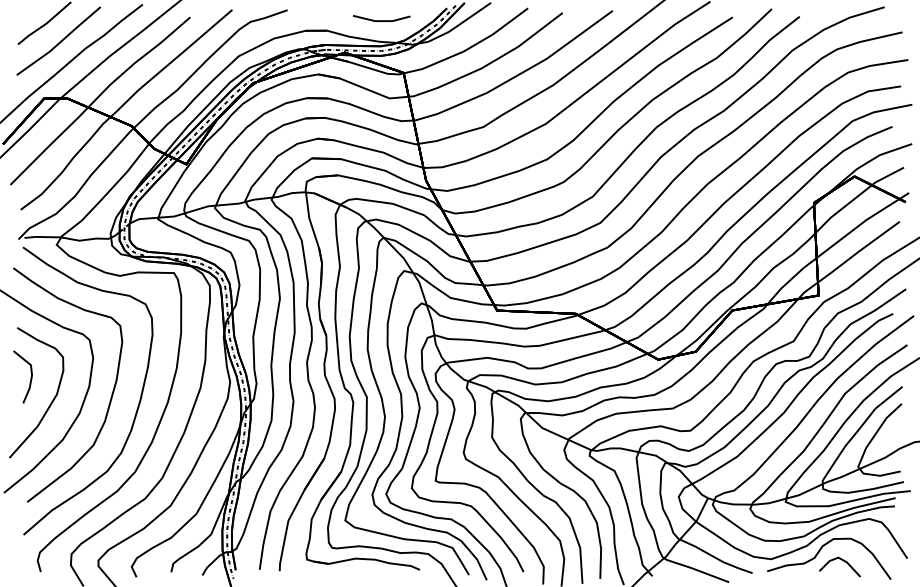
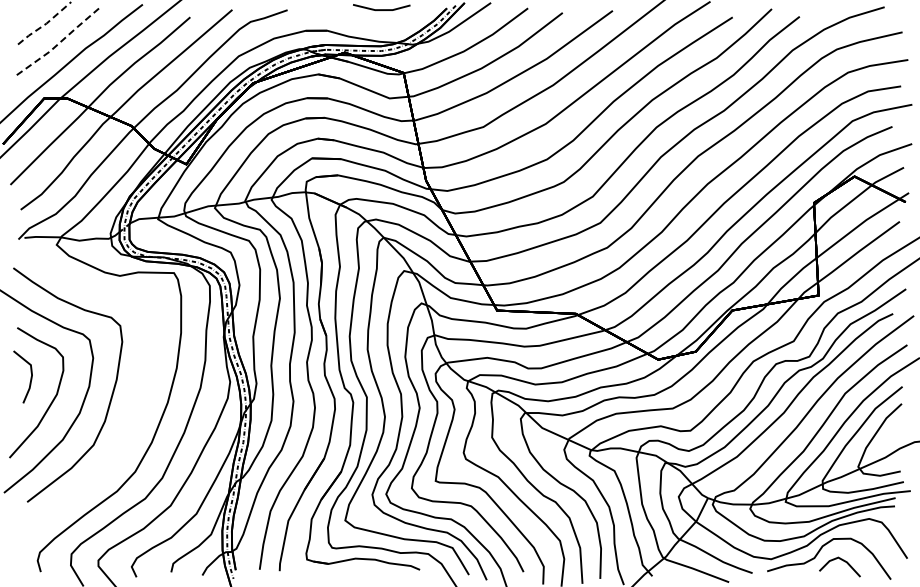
line position: (381, 20) -> (381, 9) (381, 9)
line: solid -> dashed (45, 24)
line: solid -> dashed (60, 42)
curve: present -> none (137, 405)
